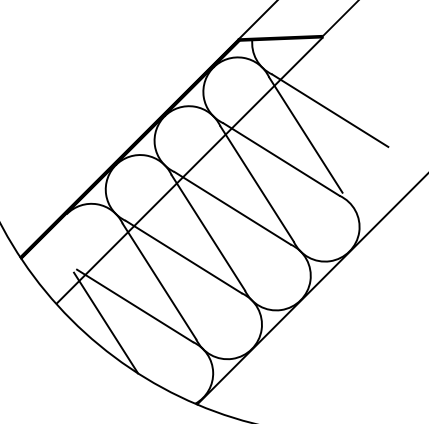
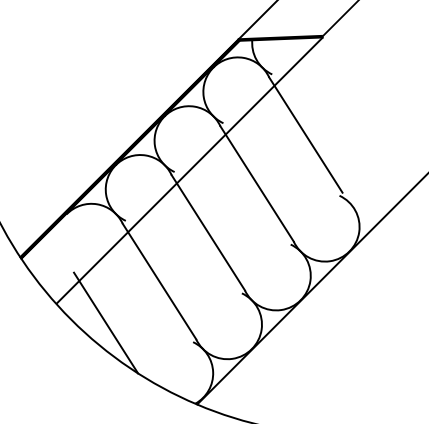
line: present -> none (330, 110)
line: present -> none (281, 159)
line: present -> none (232, 208)
line: present -> none (183, 256)
line: present -> none (135, 305)
